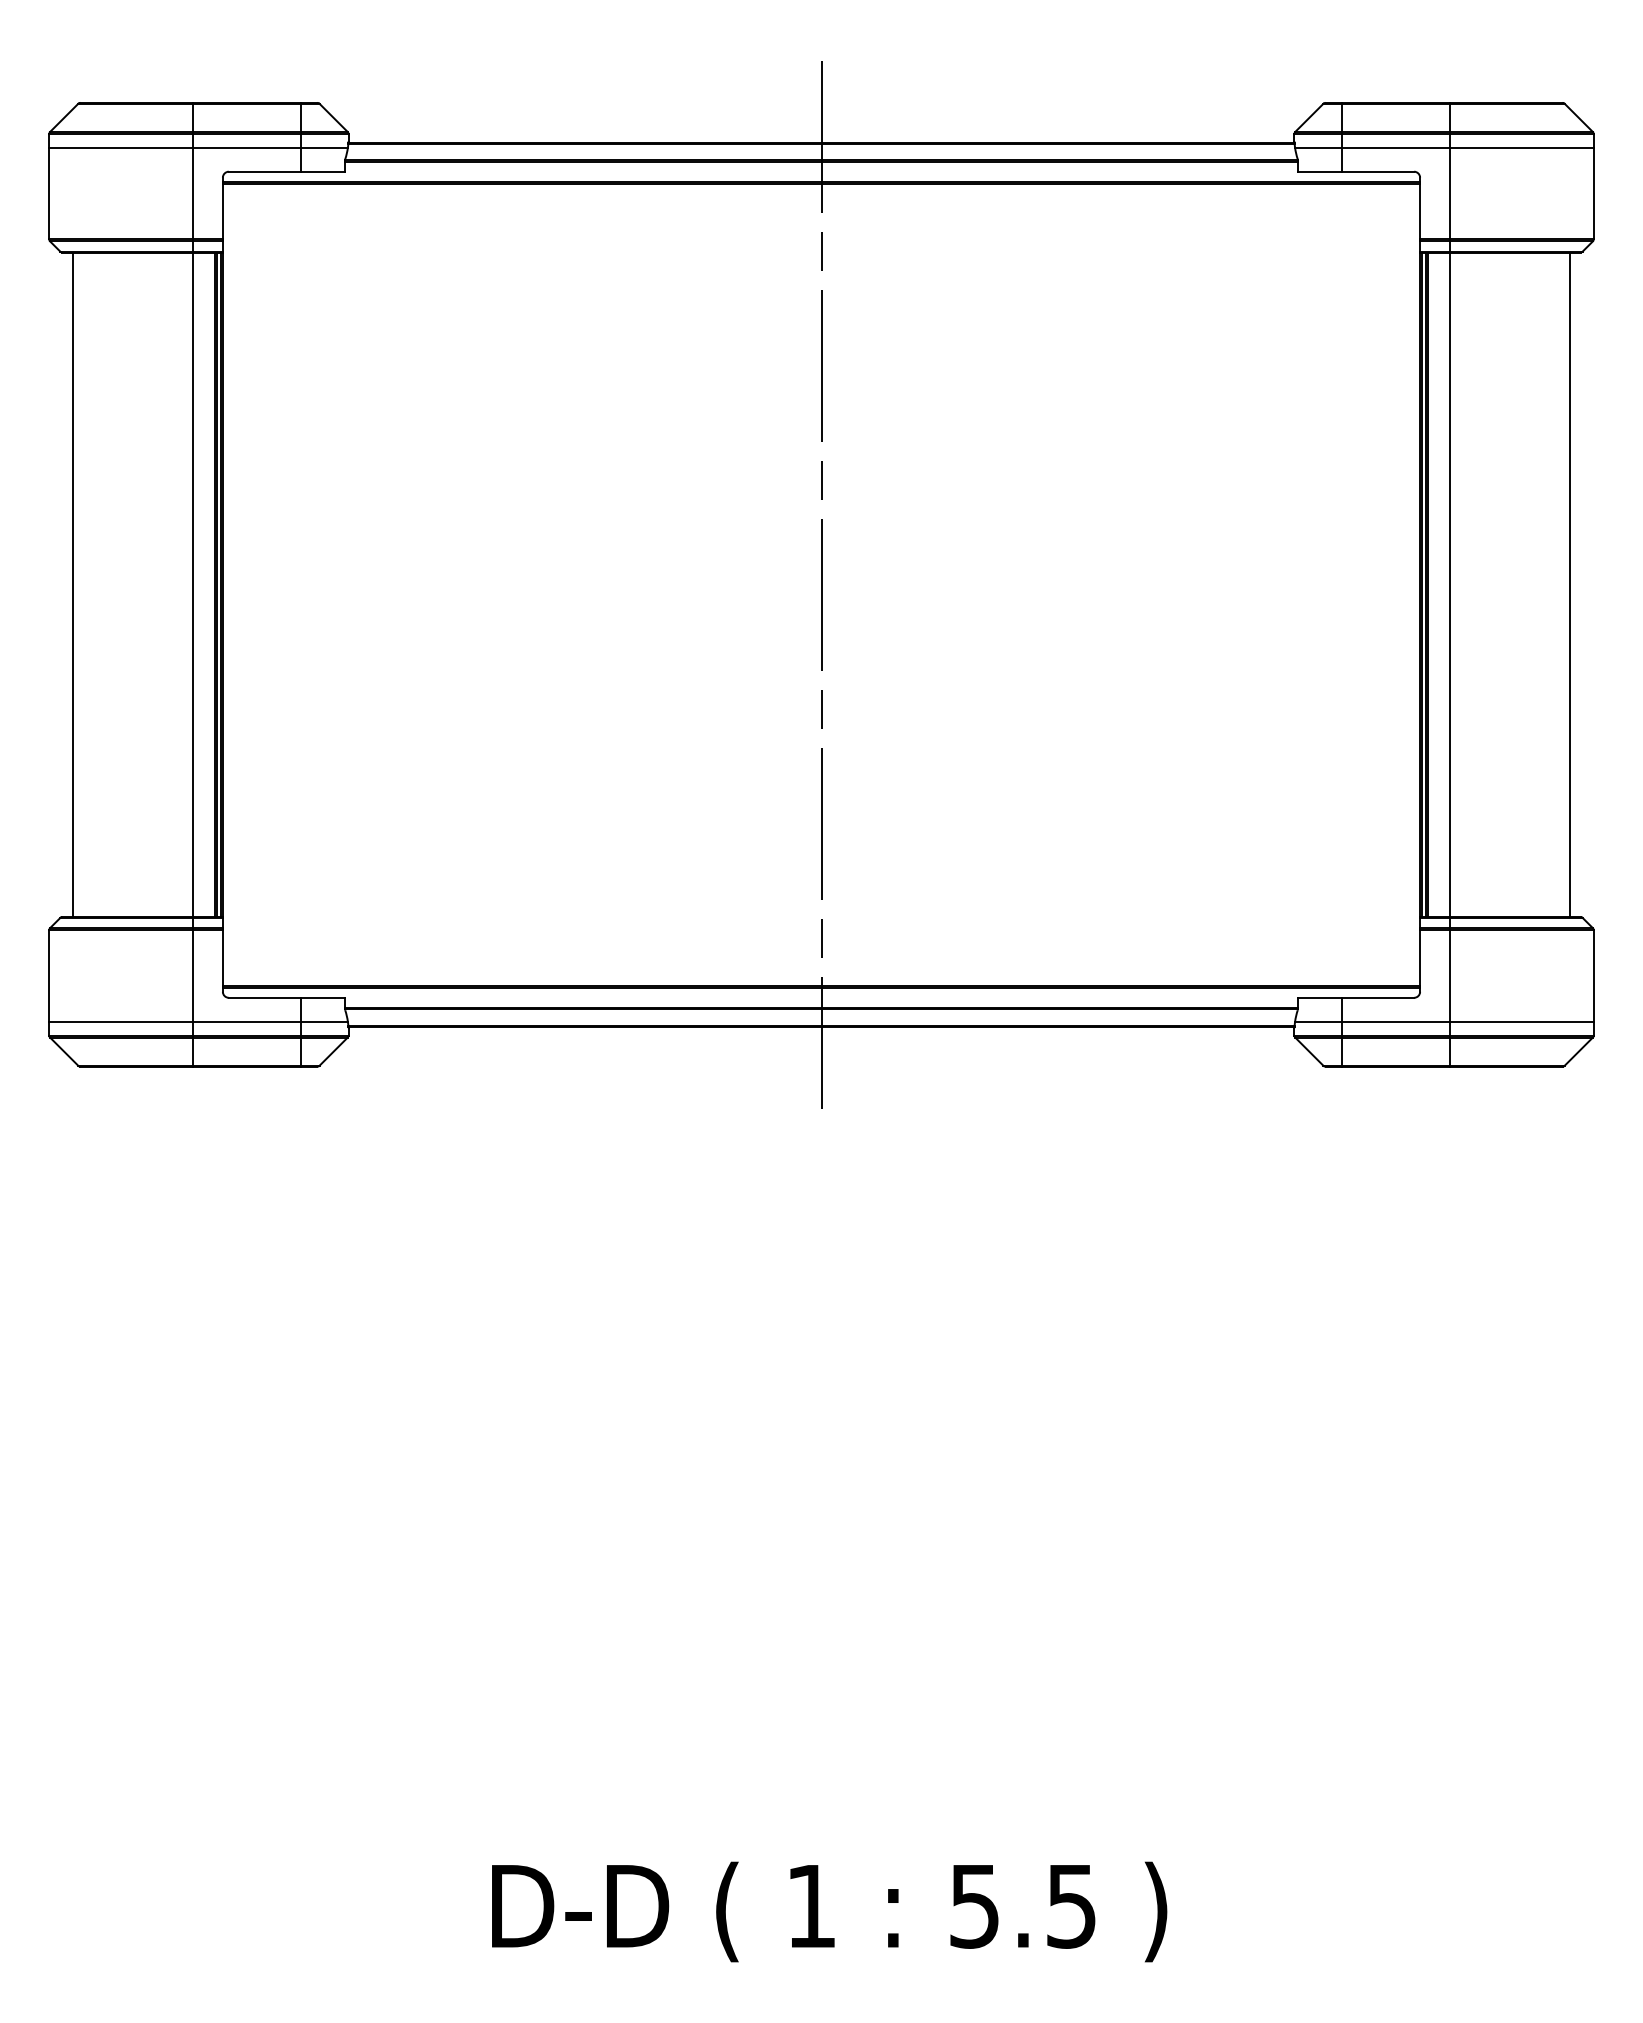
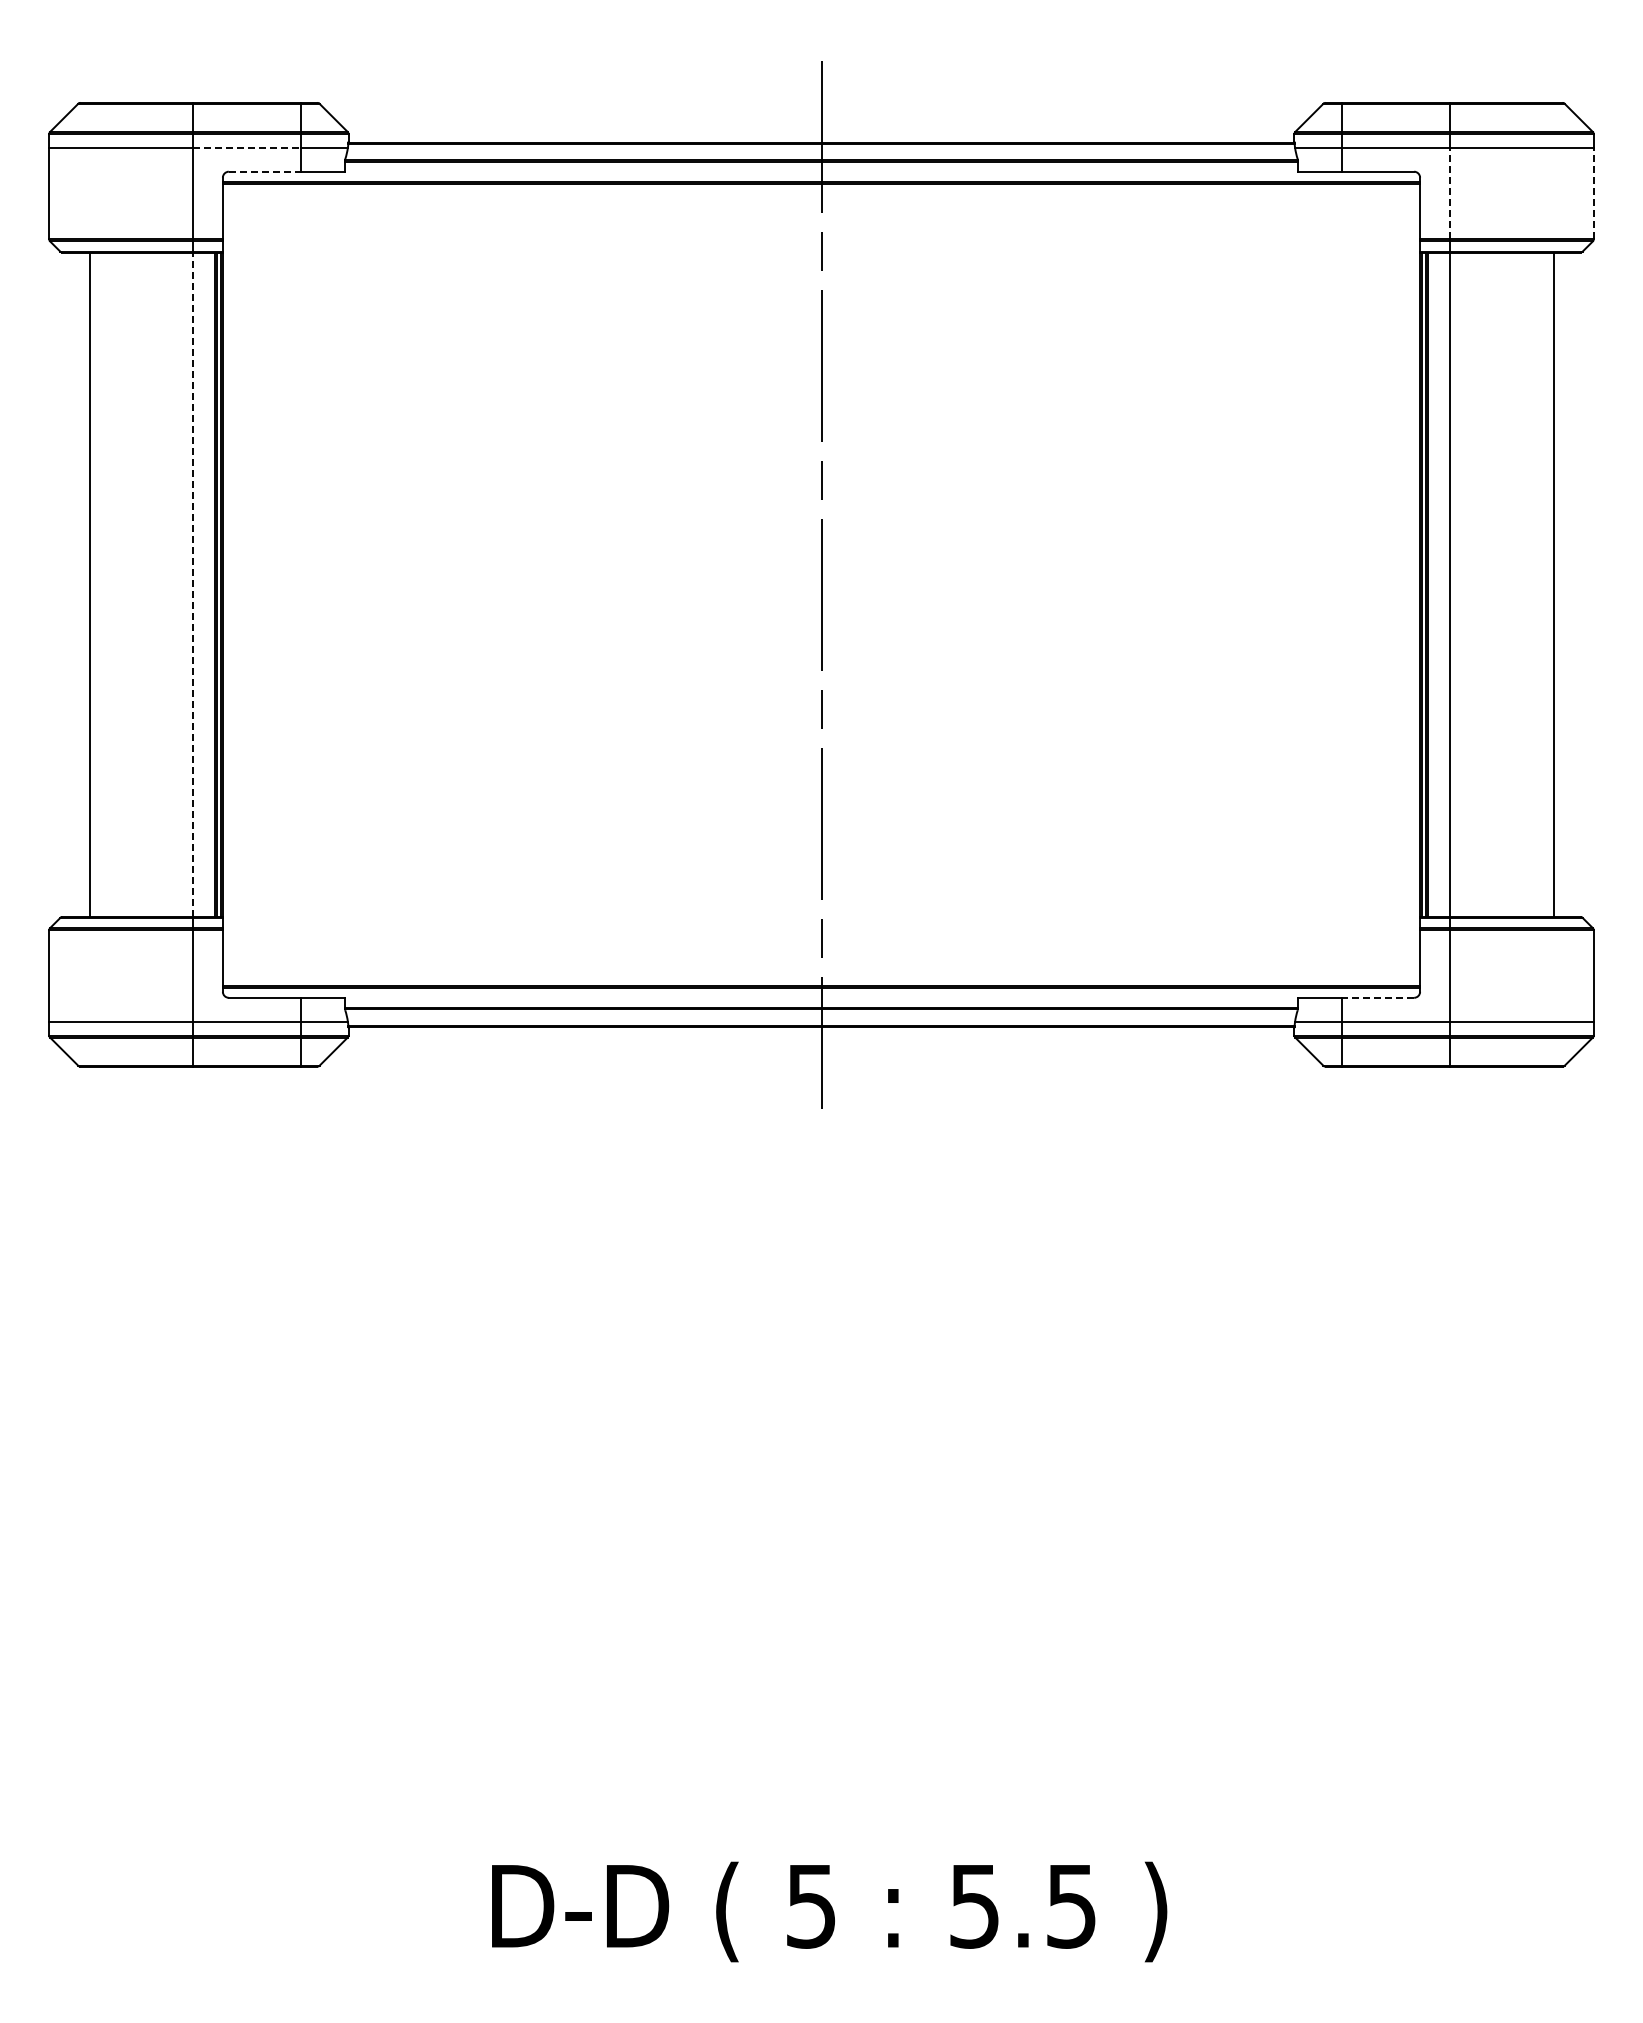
line: solid -> dashed (246, 147)
line: solid -> dashed (264, 171)
line: solid -> dashed (1450, 193)
line: solid -> dashed (1593, 193)
line position: (73, 584) -> (90, 584) (90, 584)
line: solid -> dashed (192, 584)
line position: (1569, 584) -> (1553, 584) (1553, 584)
line: solid -> dashed (1378, 997)
text: 1 -> 5 (810, 1906)
